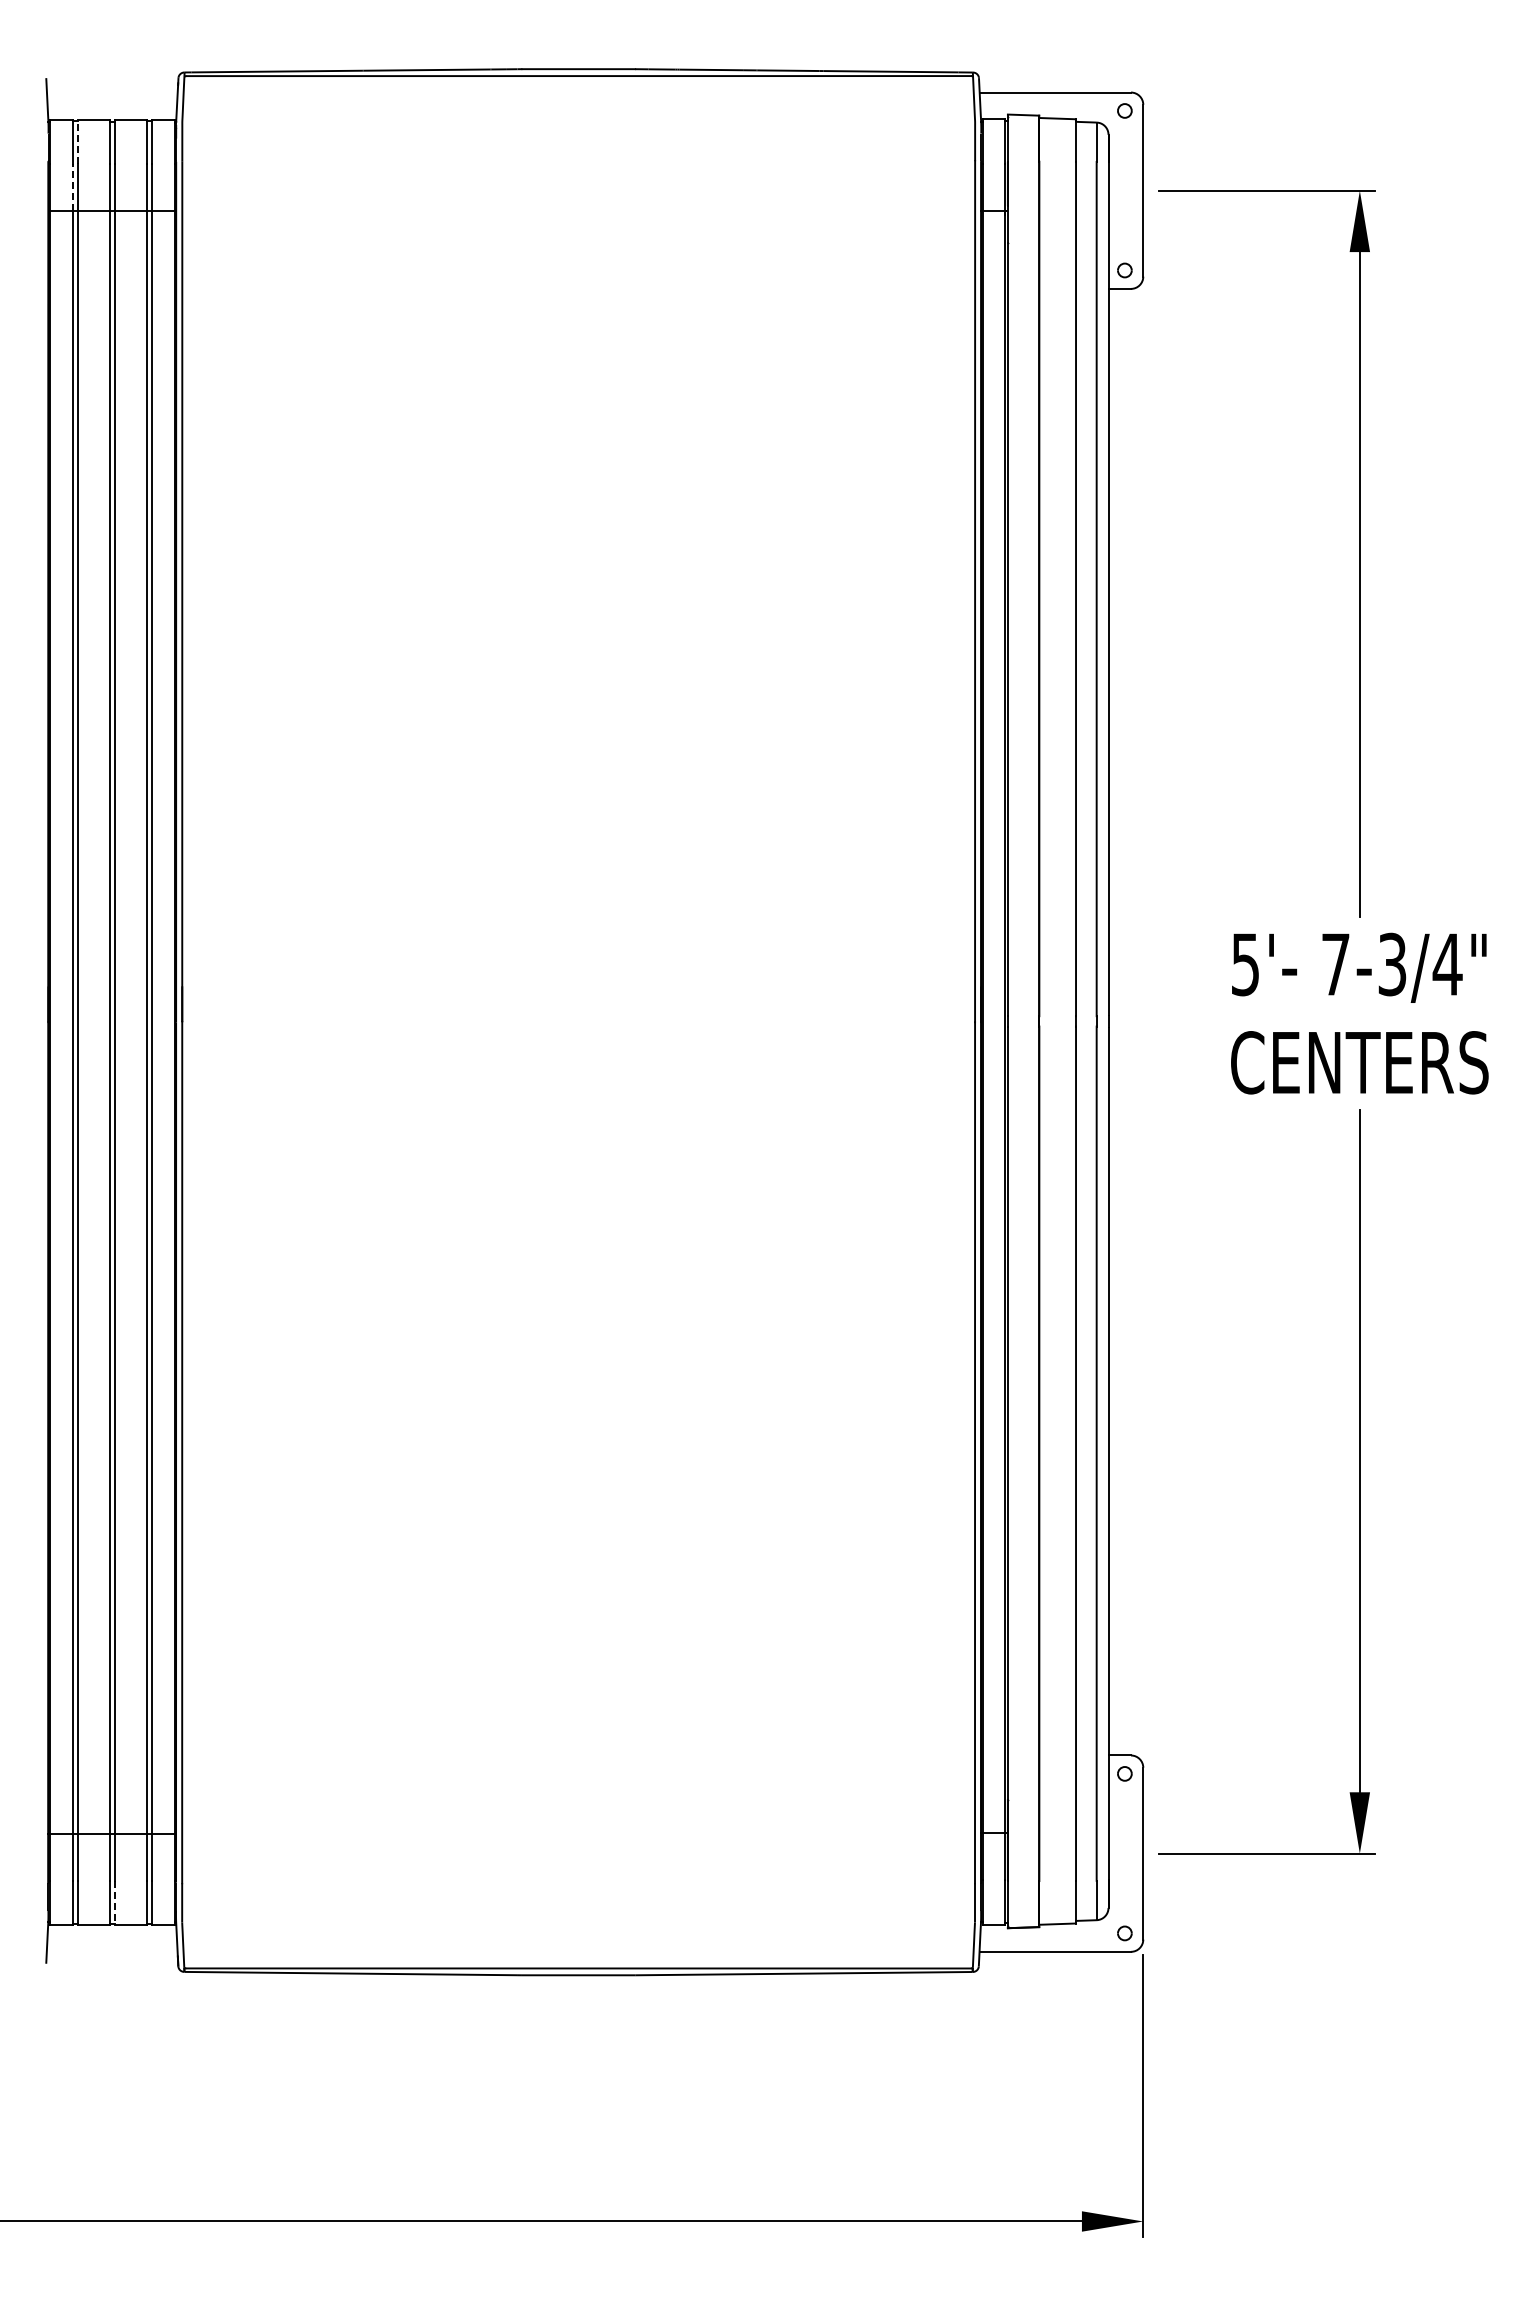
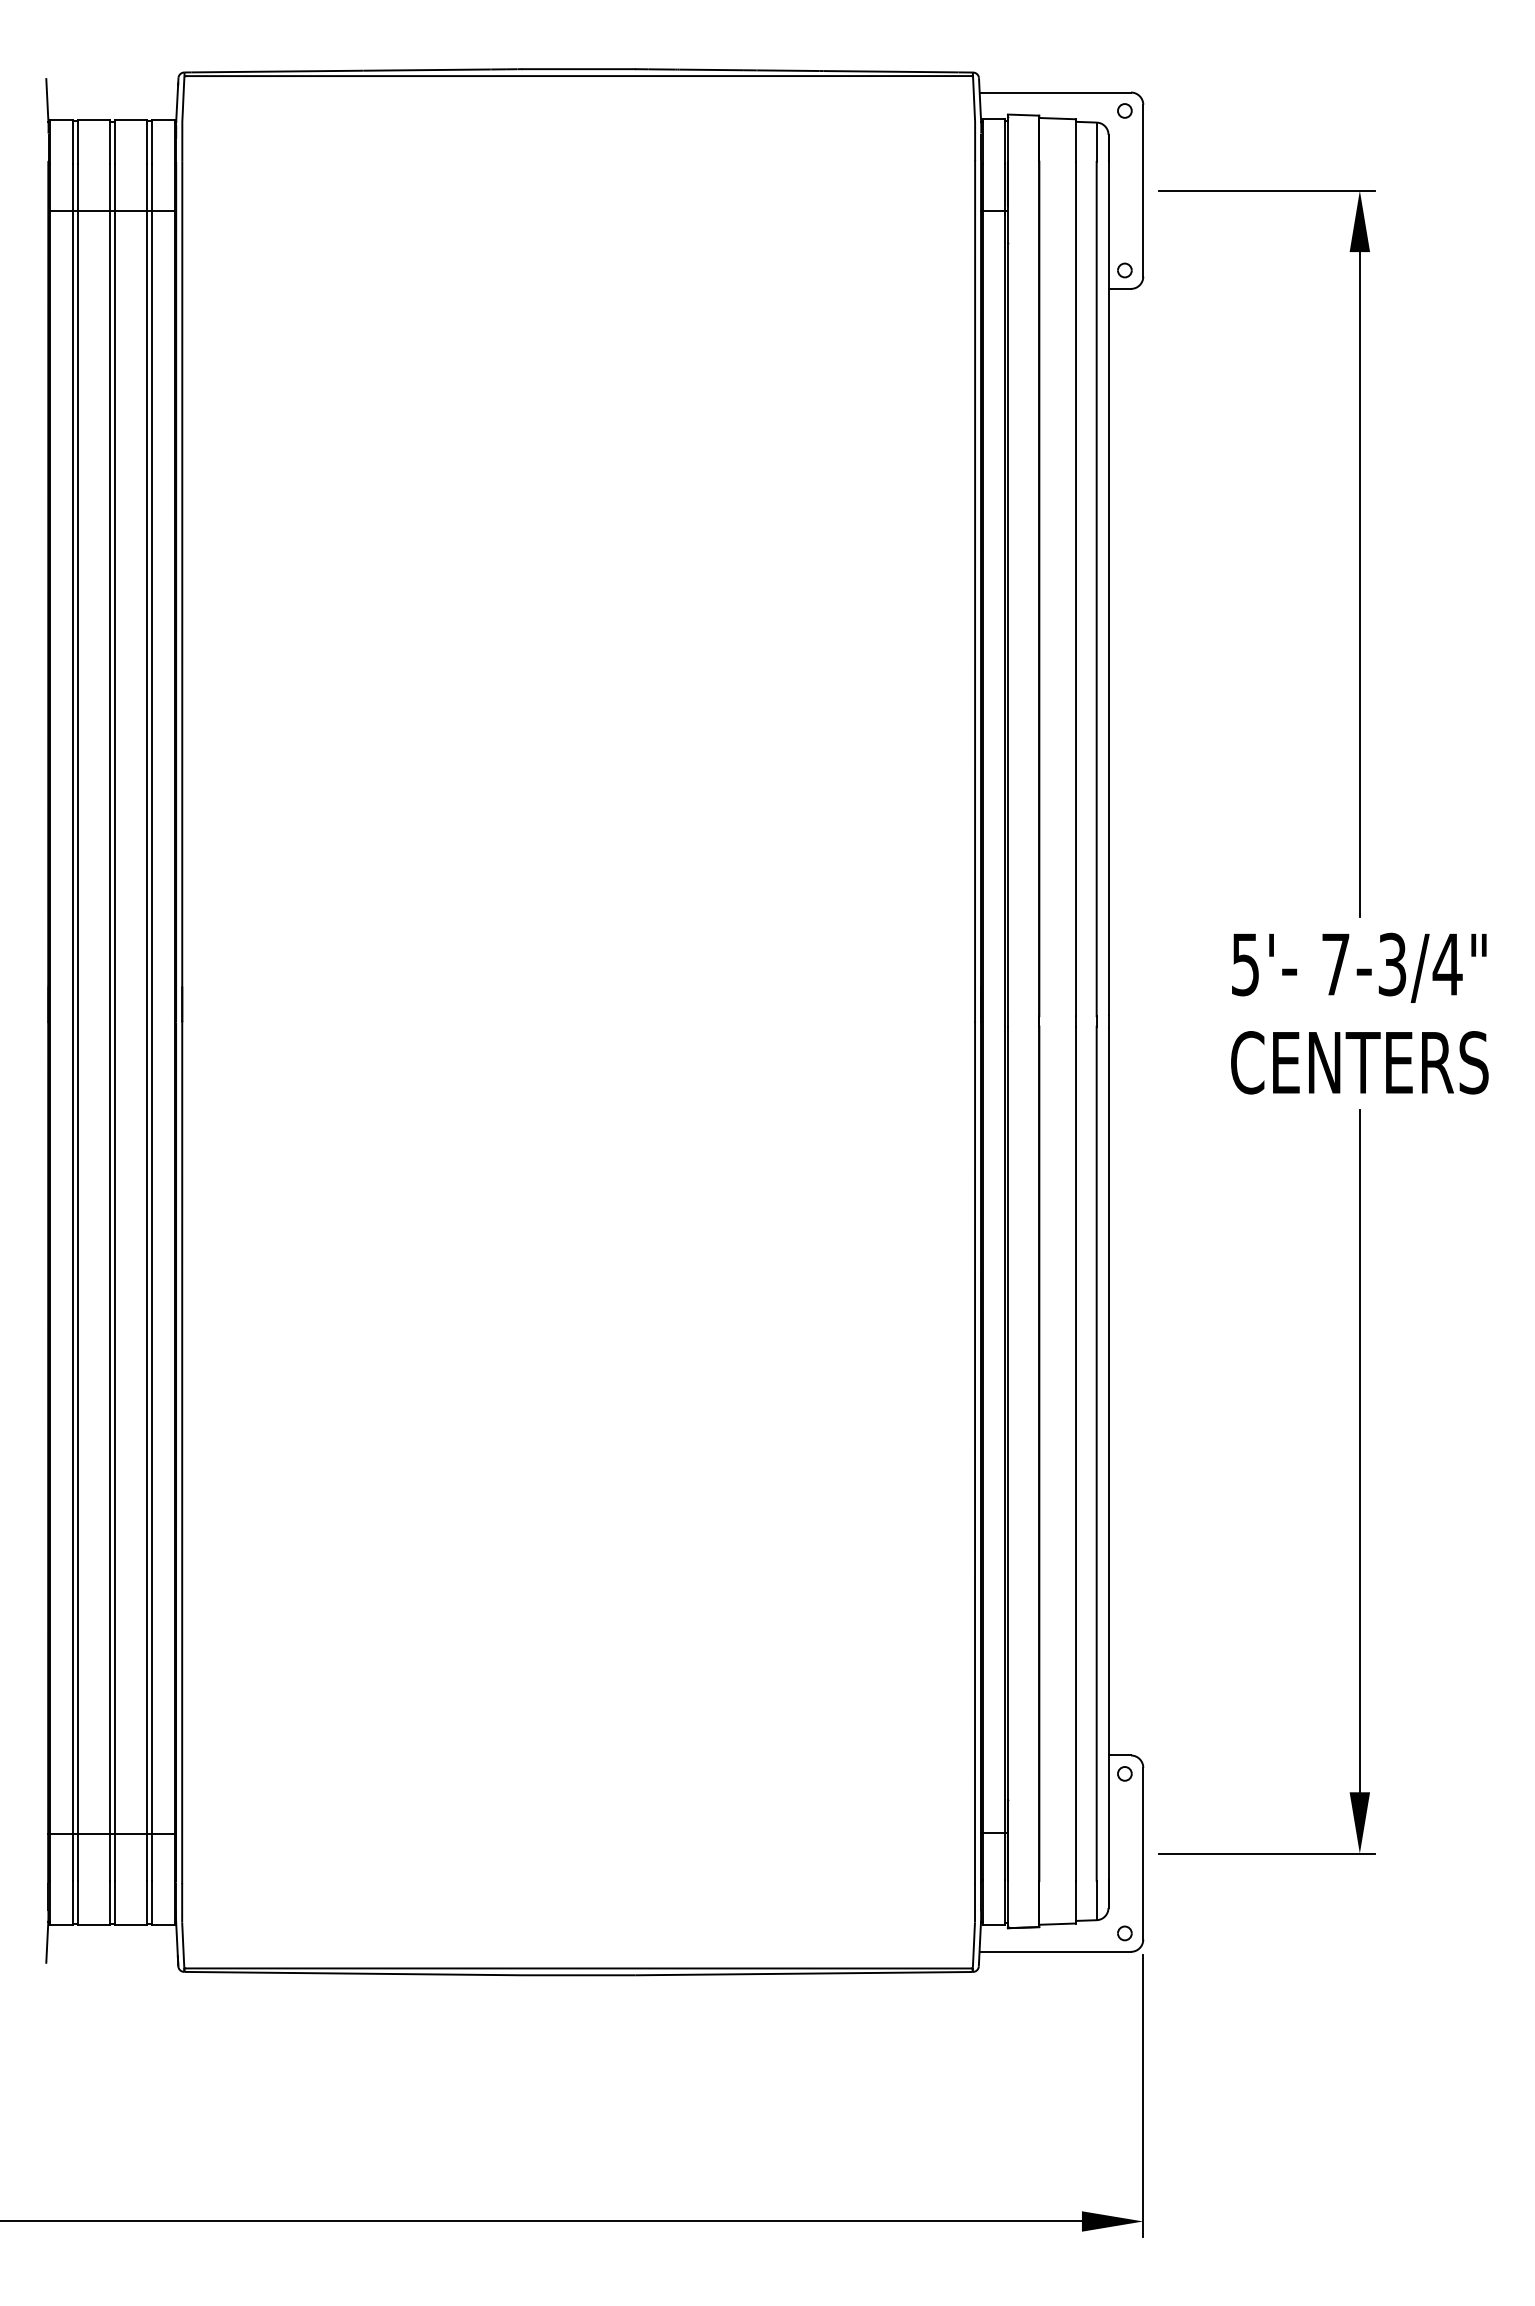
line: dashed -> solid (78, 141)
line: dashed -> solid (72, 187)
line: dashed -> solid (114, 1903)
